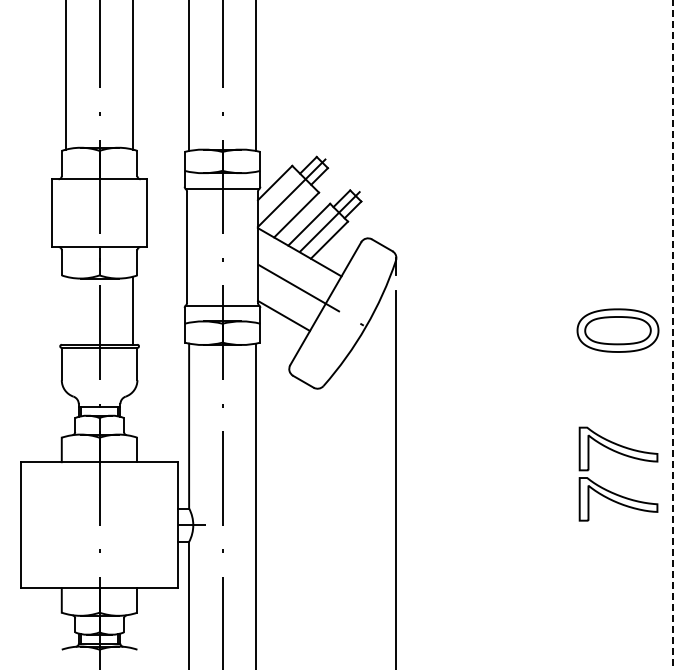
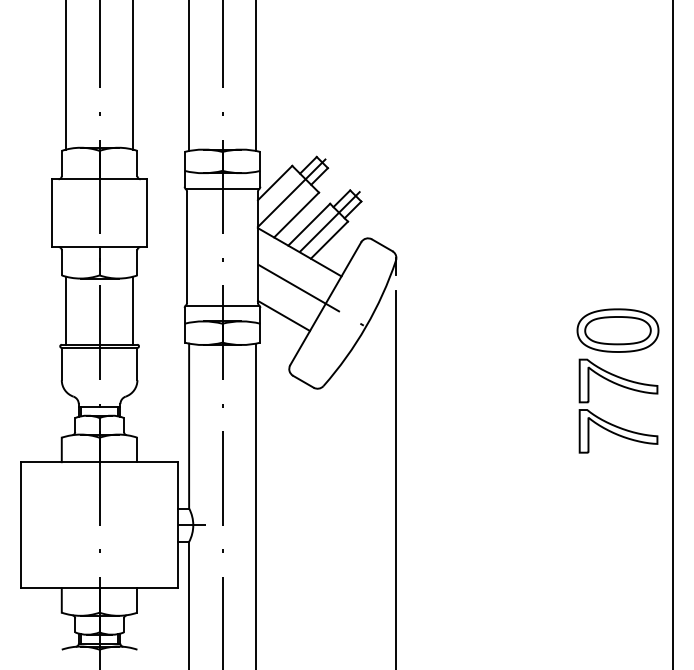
line: none -> present (66, 310)
line: dashed -> solid (673, 334)
part position: (625, 456) -> (625, 388) (625, 388)
